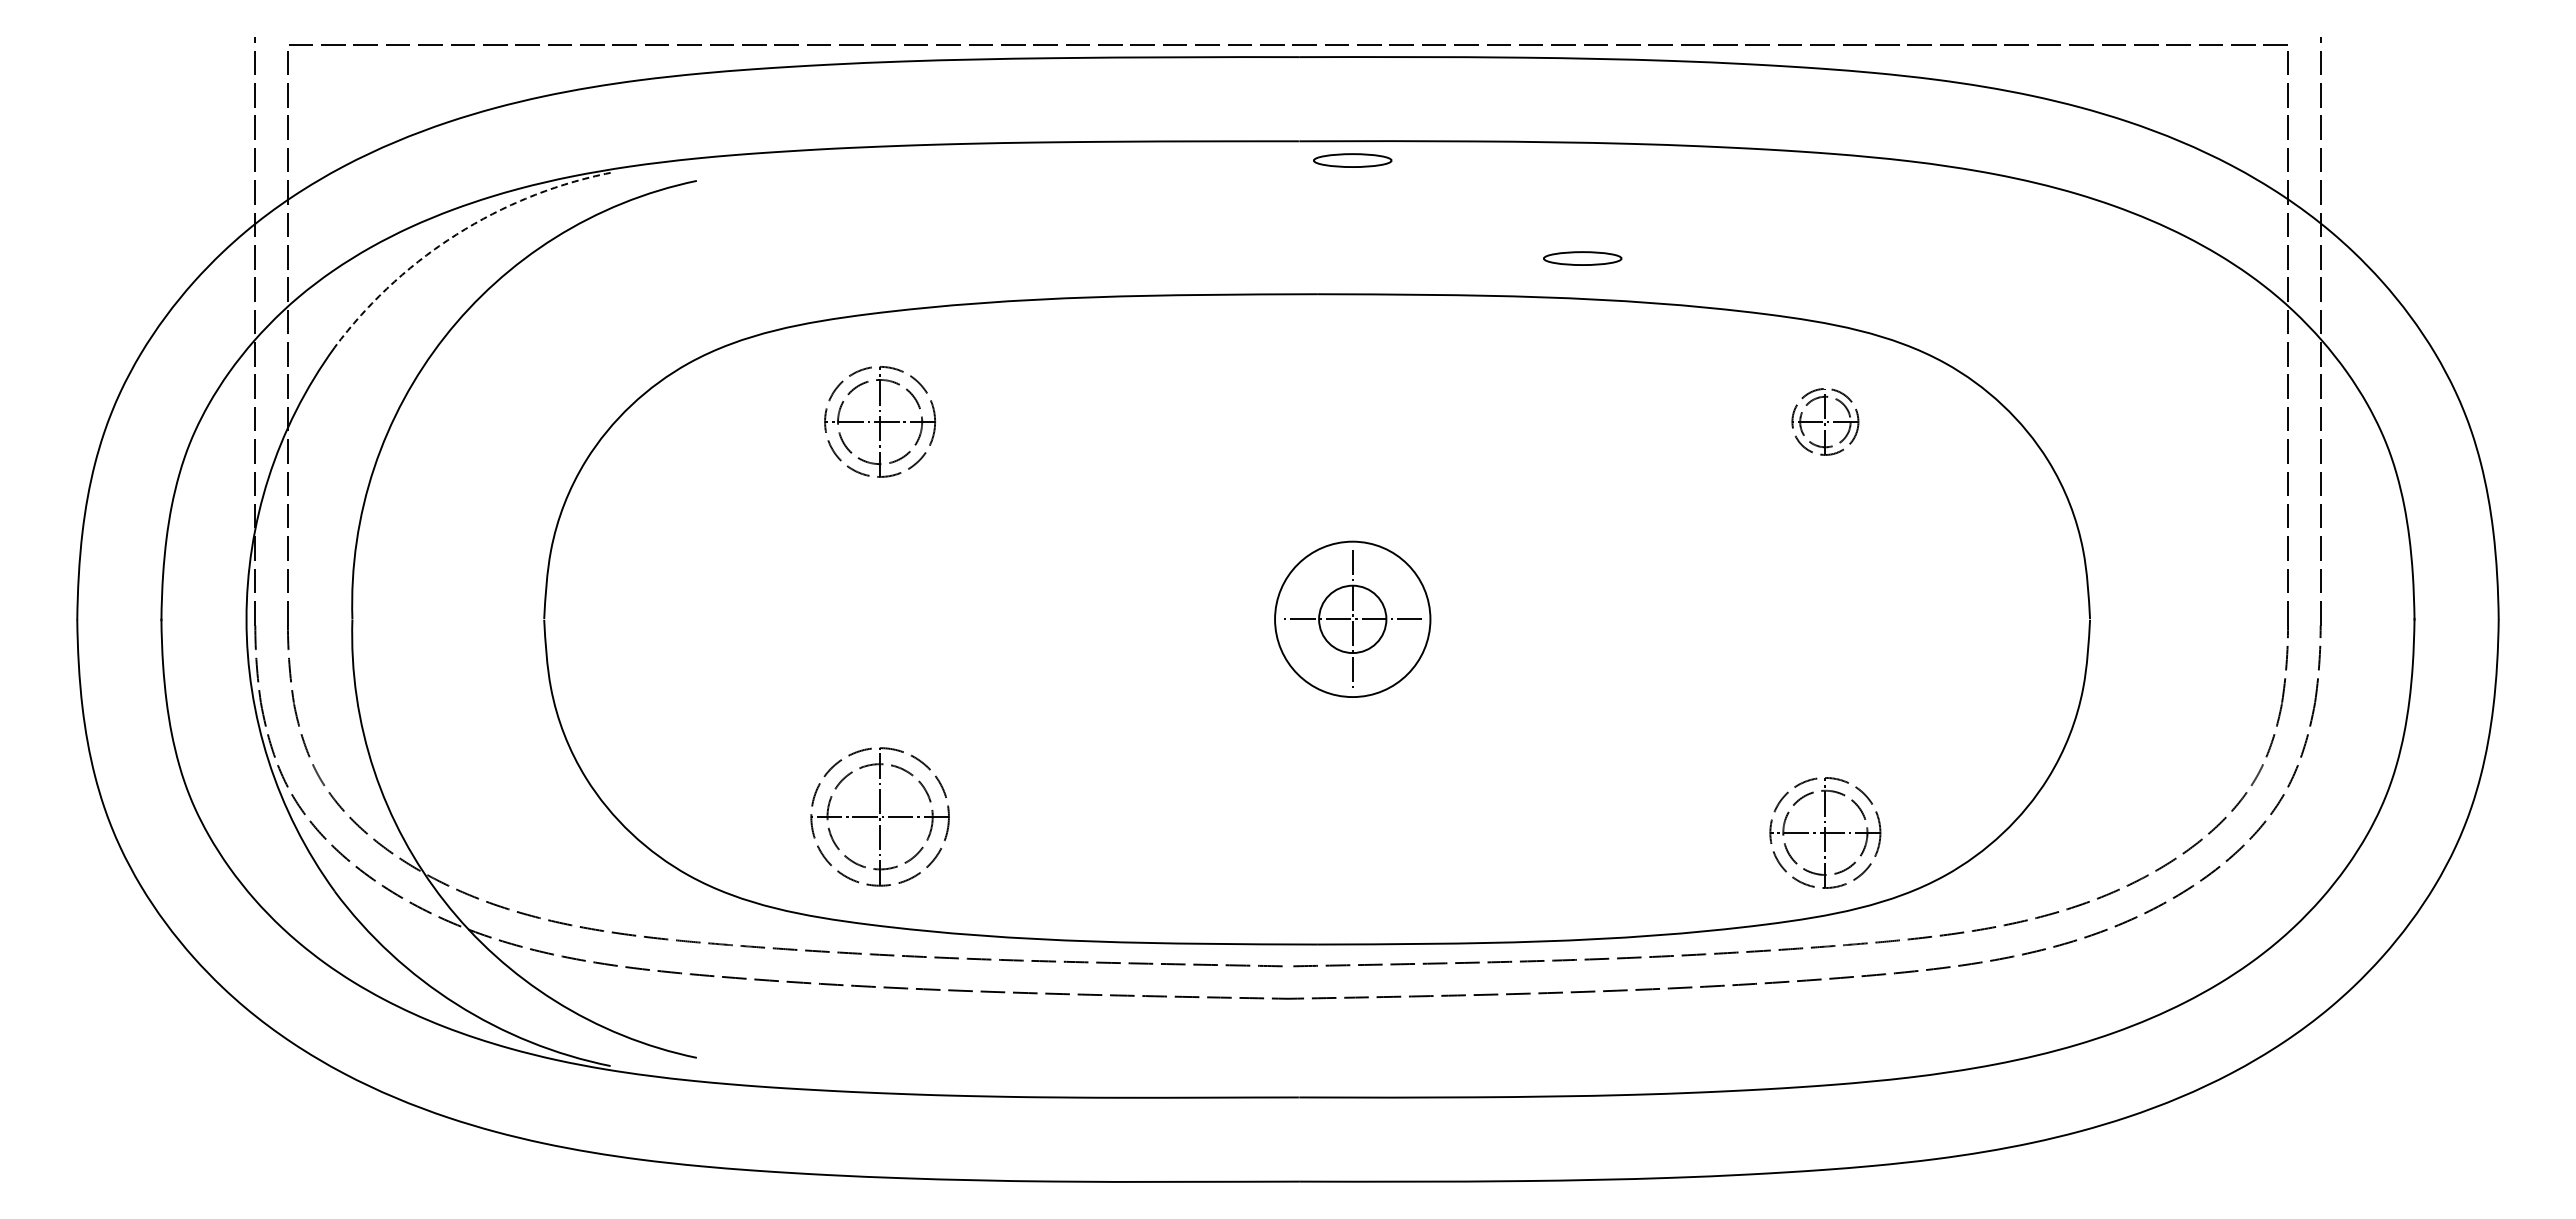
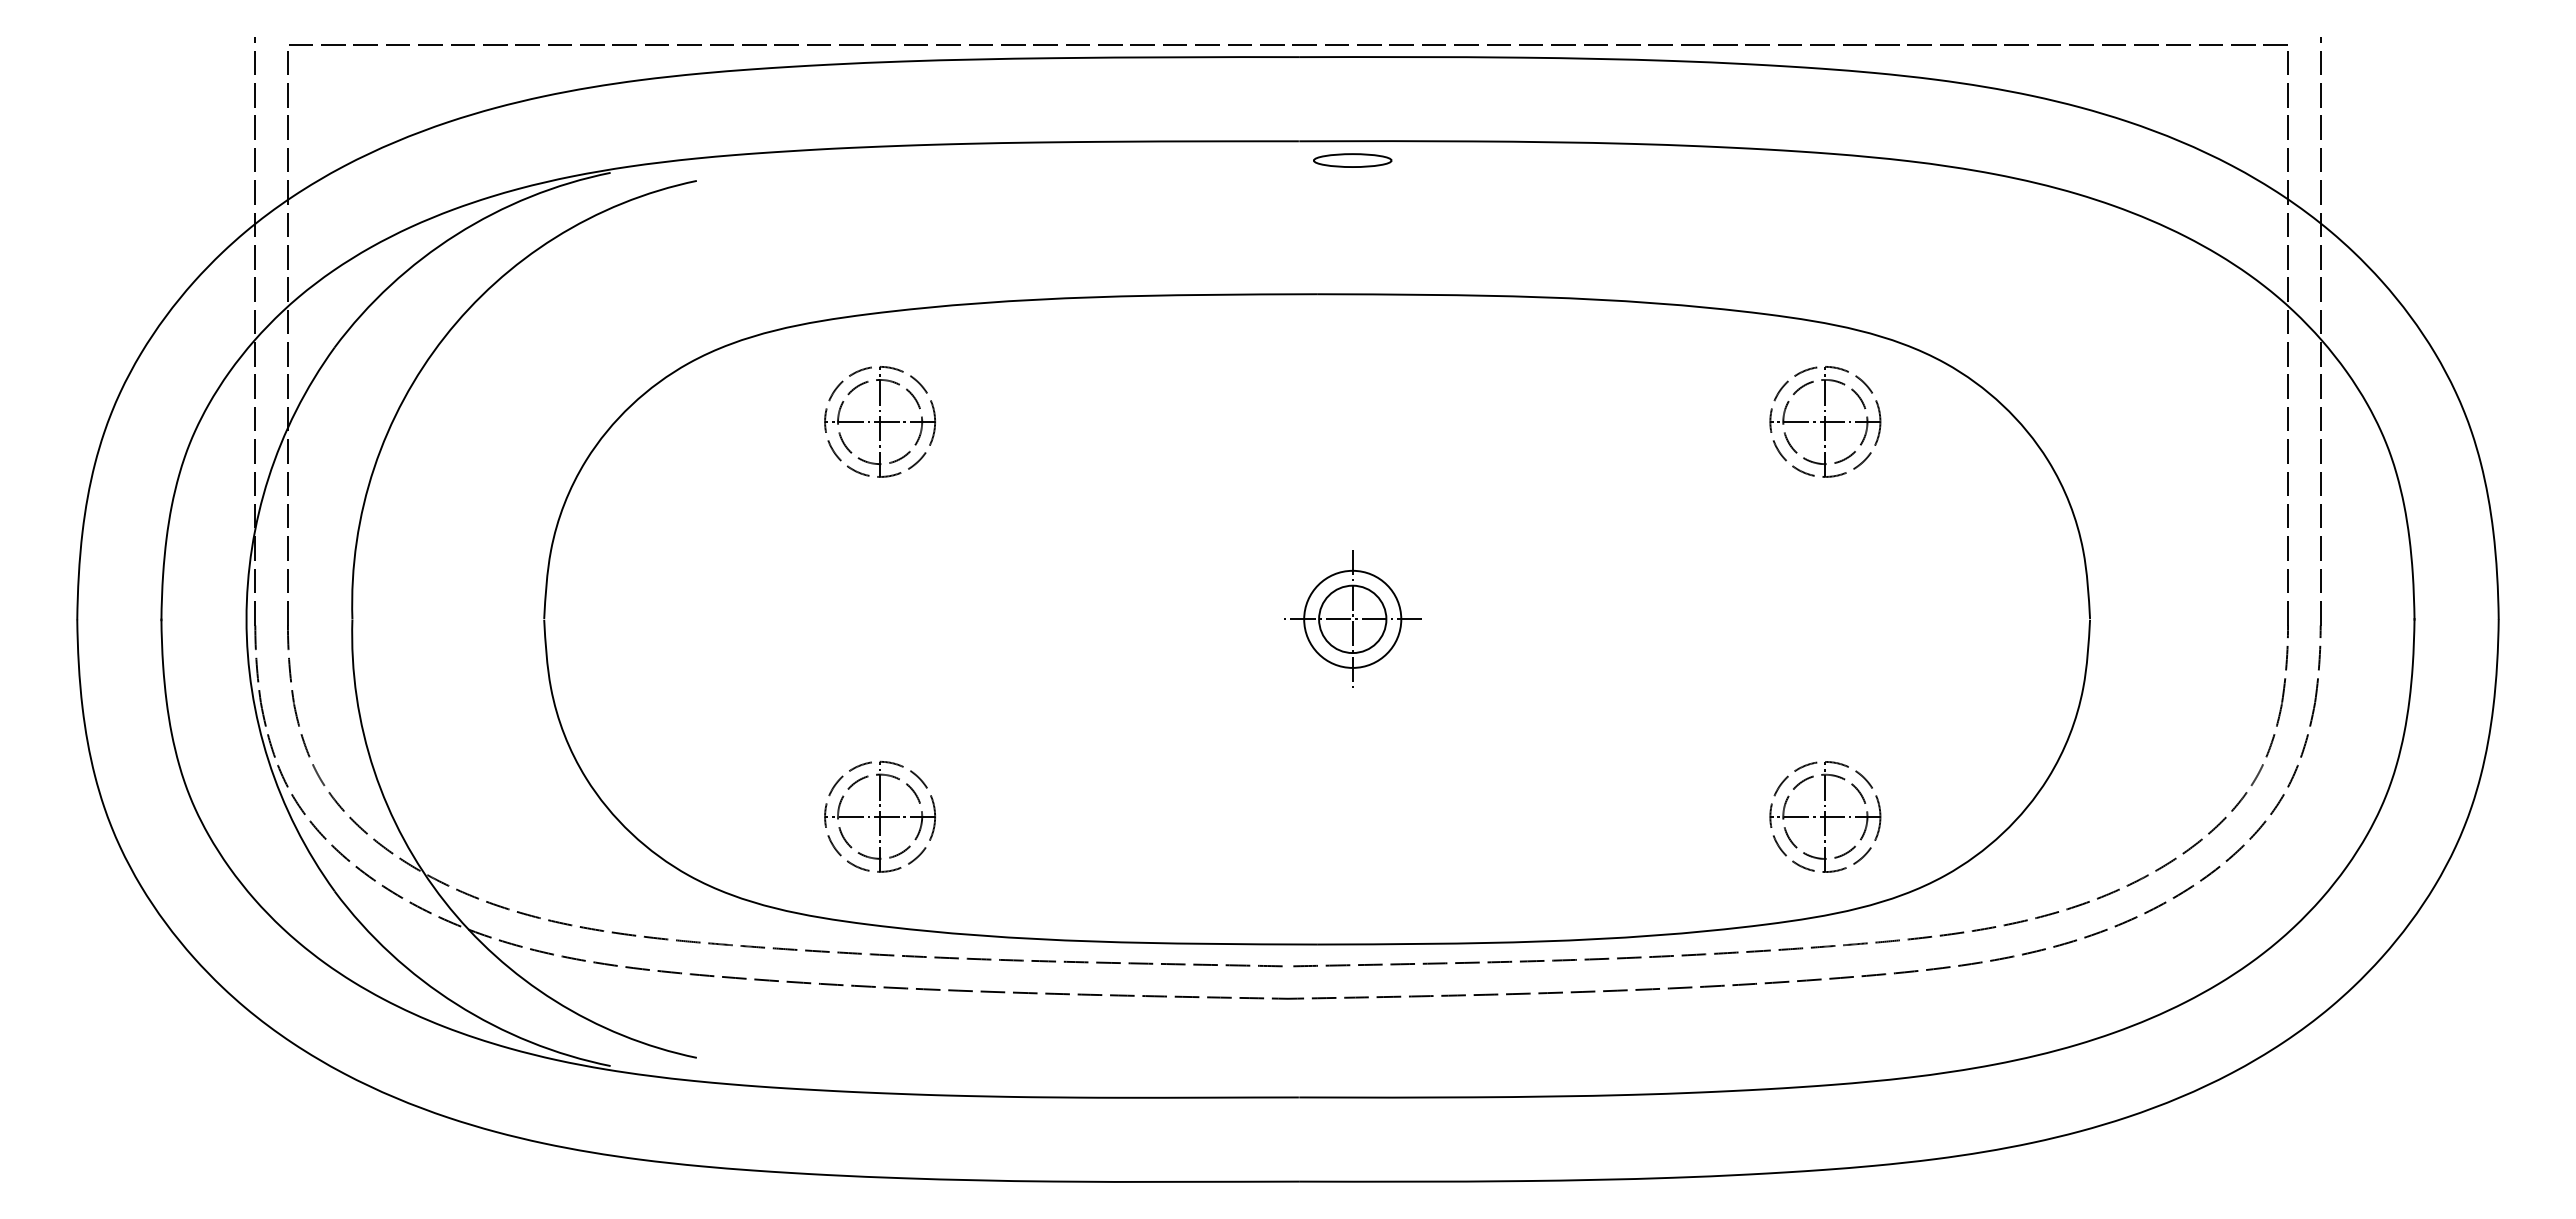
arc: dashed -> solid (456, 234)
part: present -> none (1582, 258)
part size: 69x68 px -> 113x112 px (1825, 421)
circle diameter: 155 px -> 97 px (1352, 618)
part size: 140x140 px -> 112x113 px (879, 816)
part position: (1825, 832) -> (1825, 816) (1825, 816)
